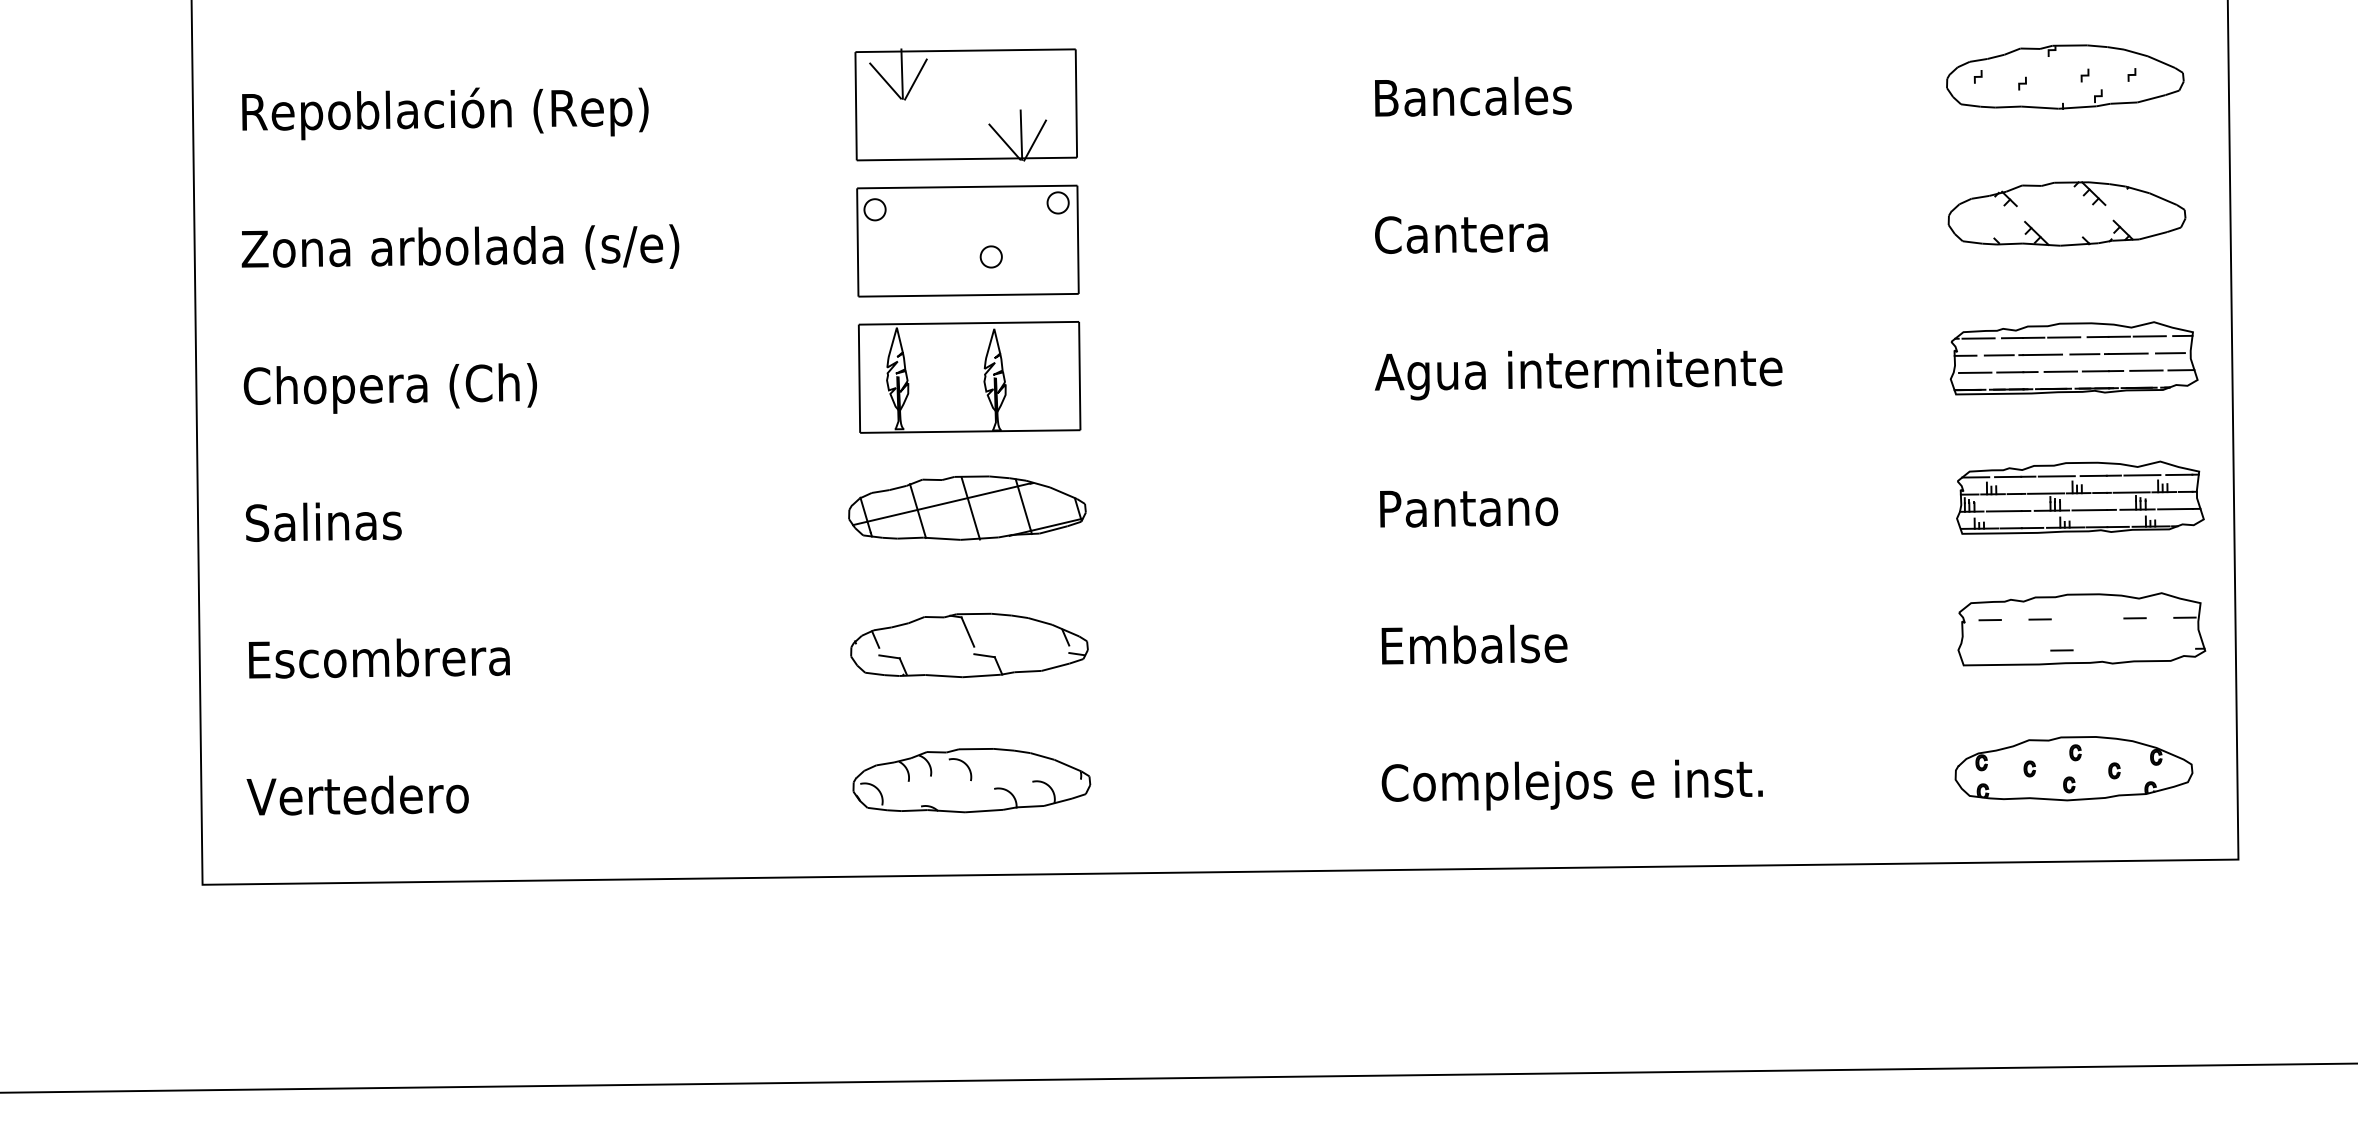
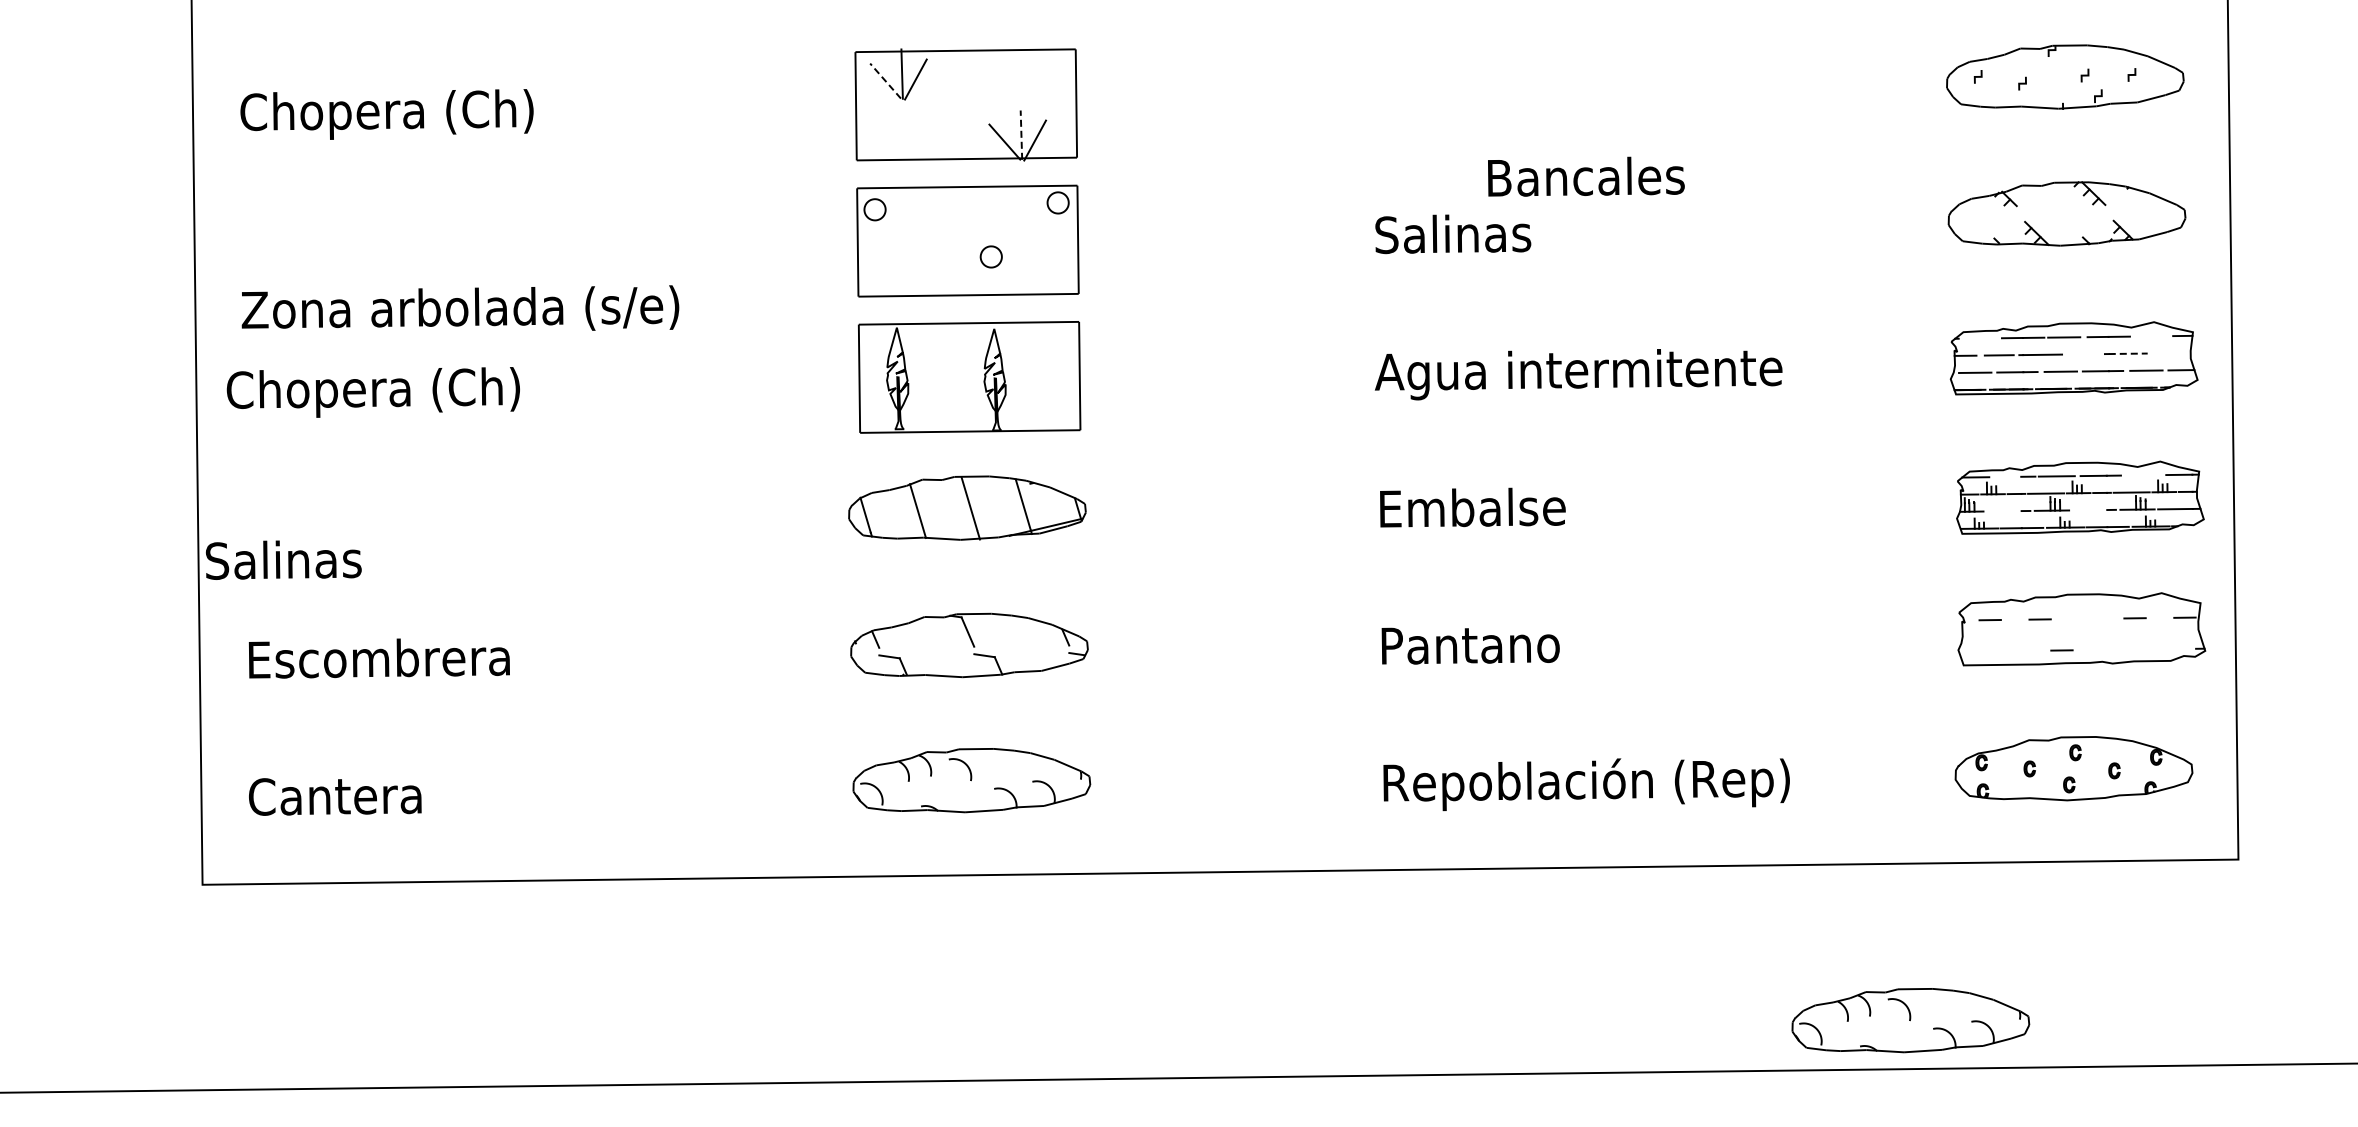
line: solid -> dashed (885, 80)
text position: (1473, 96) -> (1586, 176) (1586, 176)
text: Repoblación (Rep) -> Chopera (Ch) (444, 113)
line: solid -> dashed (1021, 135)
text: Cantera -> Salinas (1461, 234)
text position: (460, 246) -> (460, 307) (460, 307)
line: present -> none (2149, 336)
line: present -> none (1978, 338)
line: solid -> dashed (2128, 353)
line: present -> none (2169, 353)
line: present -> none (2084, 354)
text position: (389, 388) -> (372, 392) (372, 392)
line: present -> none (2142, 475)
line: present -> none (2008, 476)
line: present -> none (941, 504)
text: Pantano -> Embalse (1474, 507)
line: present -> none (2089, 510)
line: present -> none (2003, 511)
text position: (323, 521) -> (283, 559) (283, 559)
text: Embalse -> Pantano (1476, 644)
text: Complejos e inst. -> Repoblación (Rep) (1585, 784)
text: Vertedero -> Cantera (357, 795)
part: none -> present (1910, 1020)
